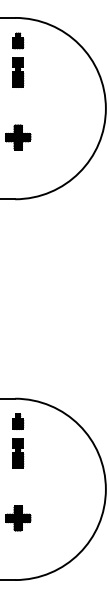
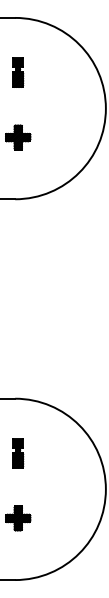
part: present -> none (18, 40)
part: present -> none (18, 421)
